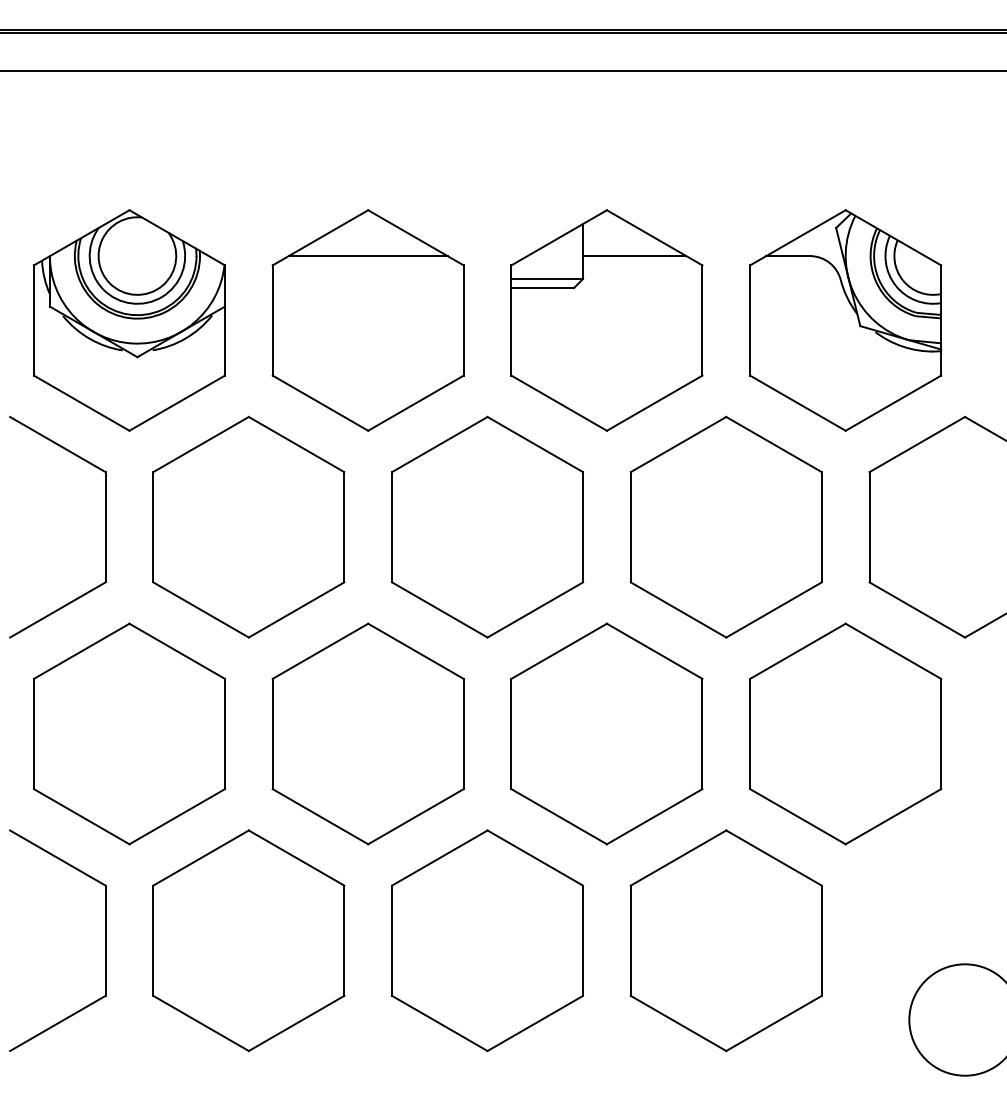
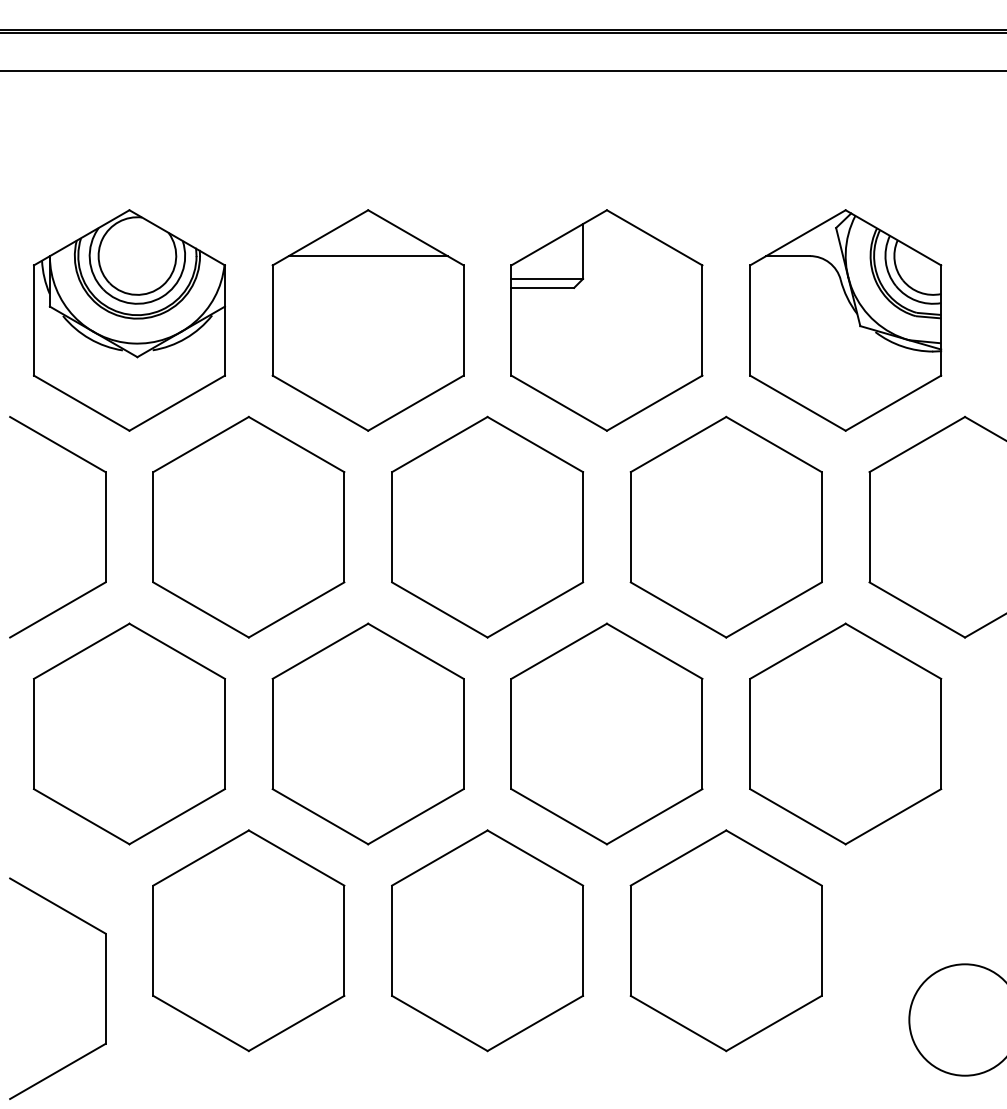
line: present -> none (634, 256)
part position: (105, 940) -> (105, 988) (105, 988)
